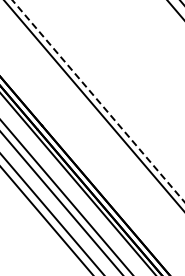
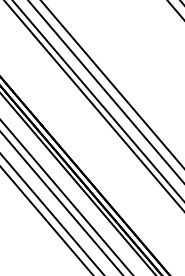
line: none -> present (111, 83)
line: none -> present (105, 91)
line: dashed -> solid (98, 100)
